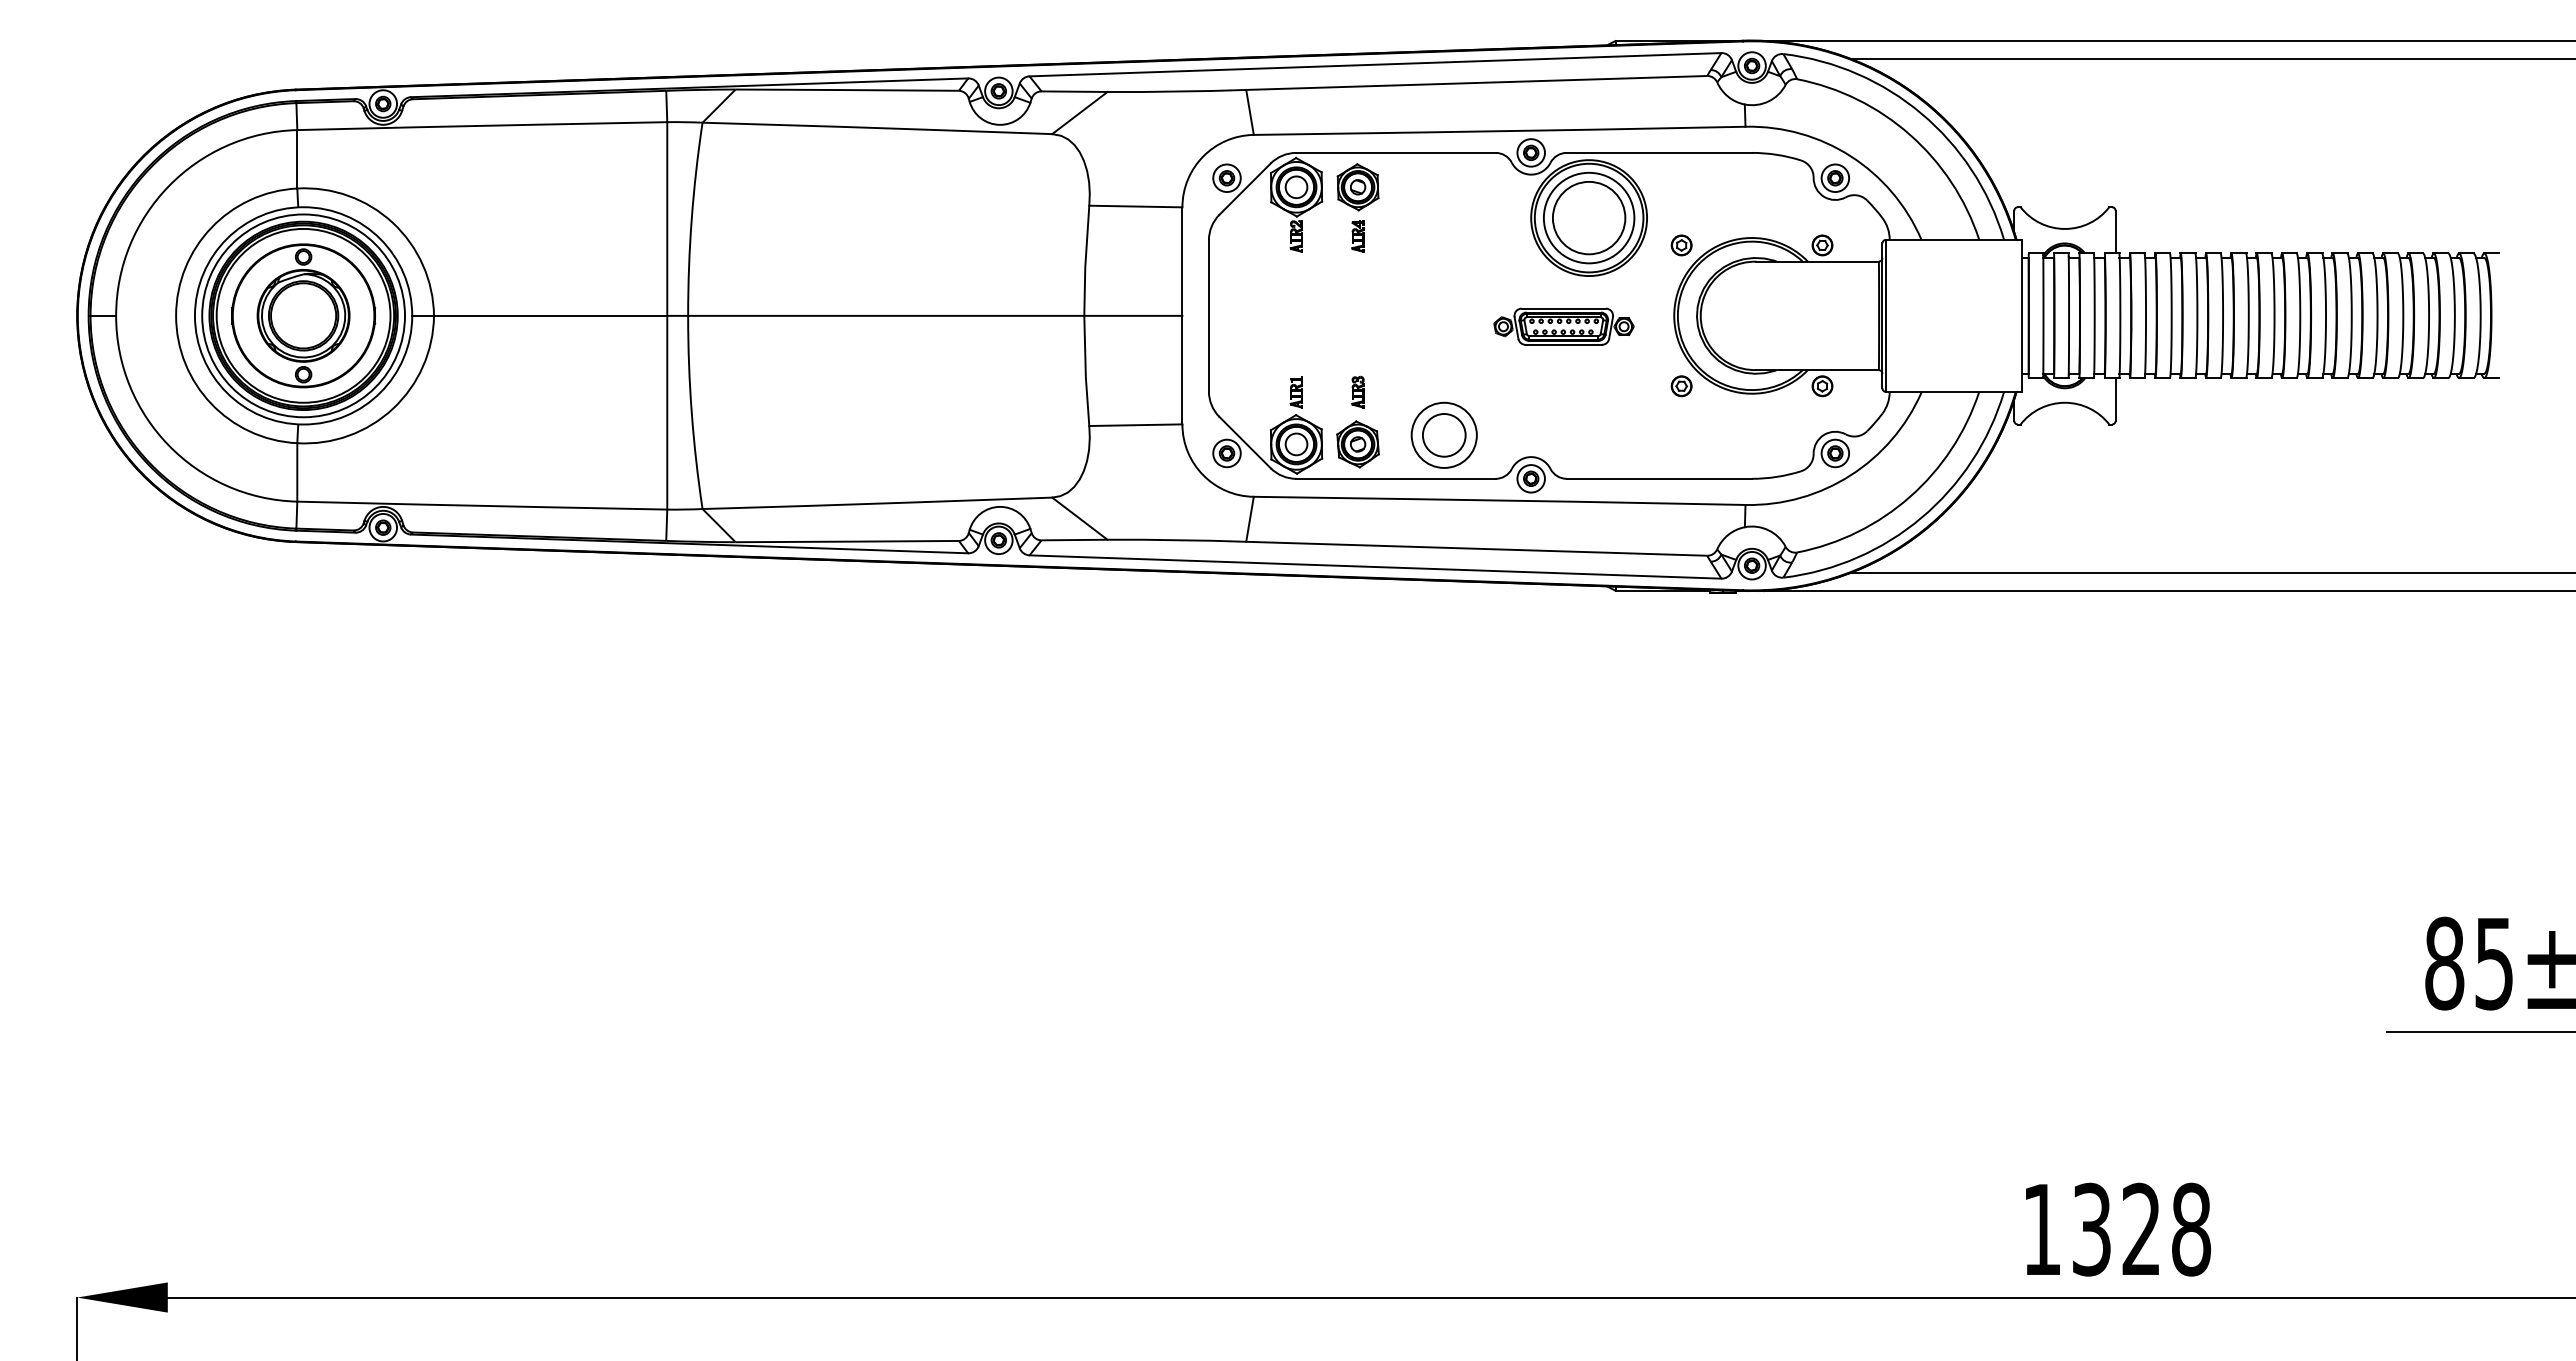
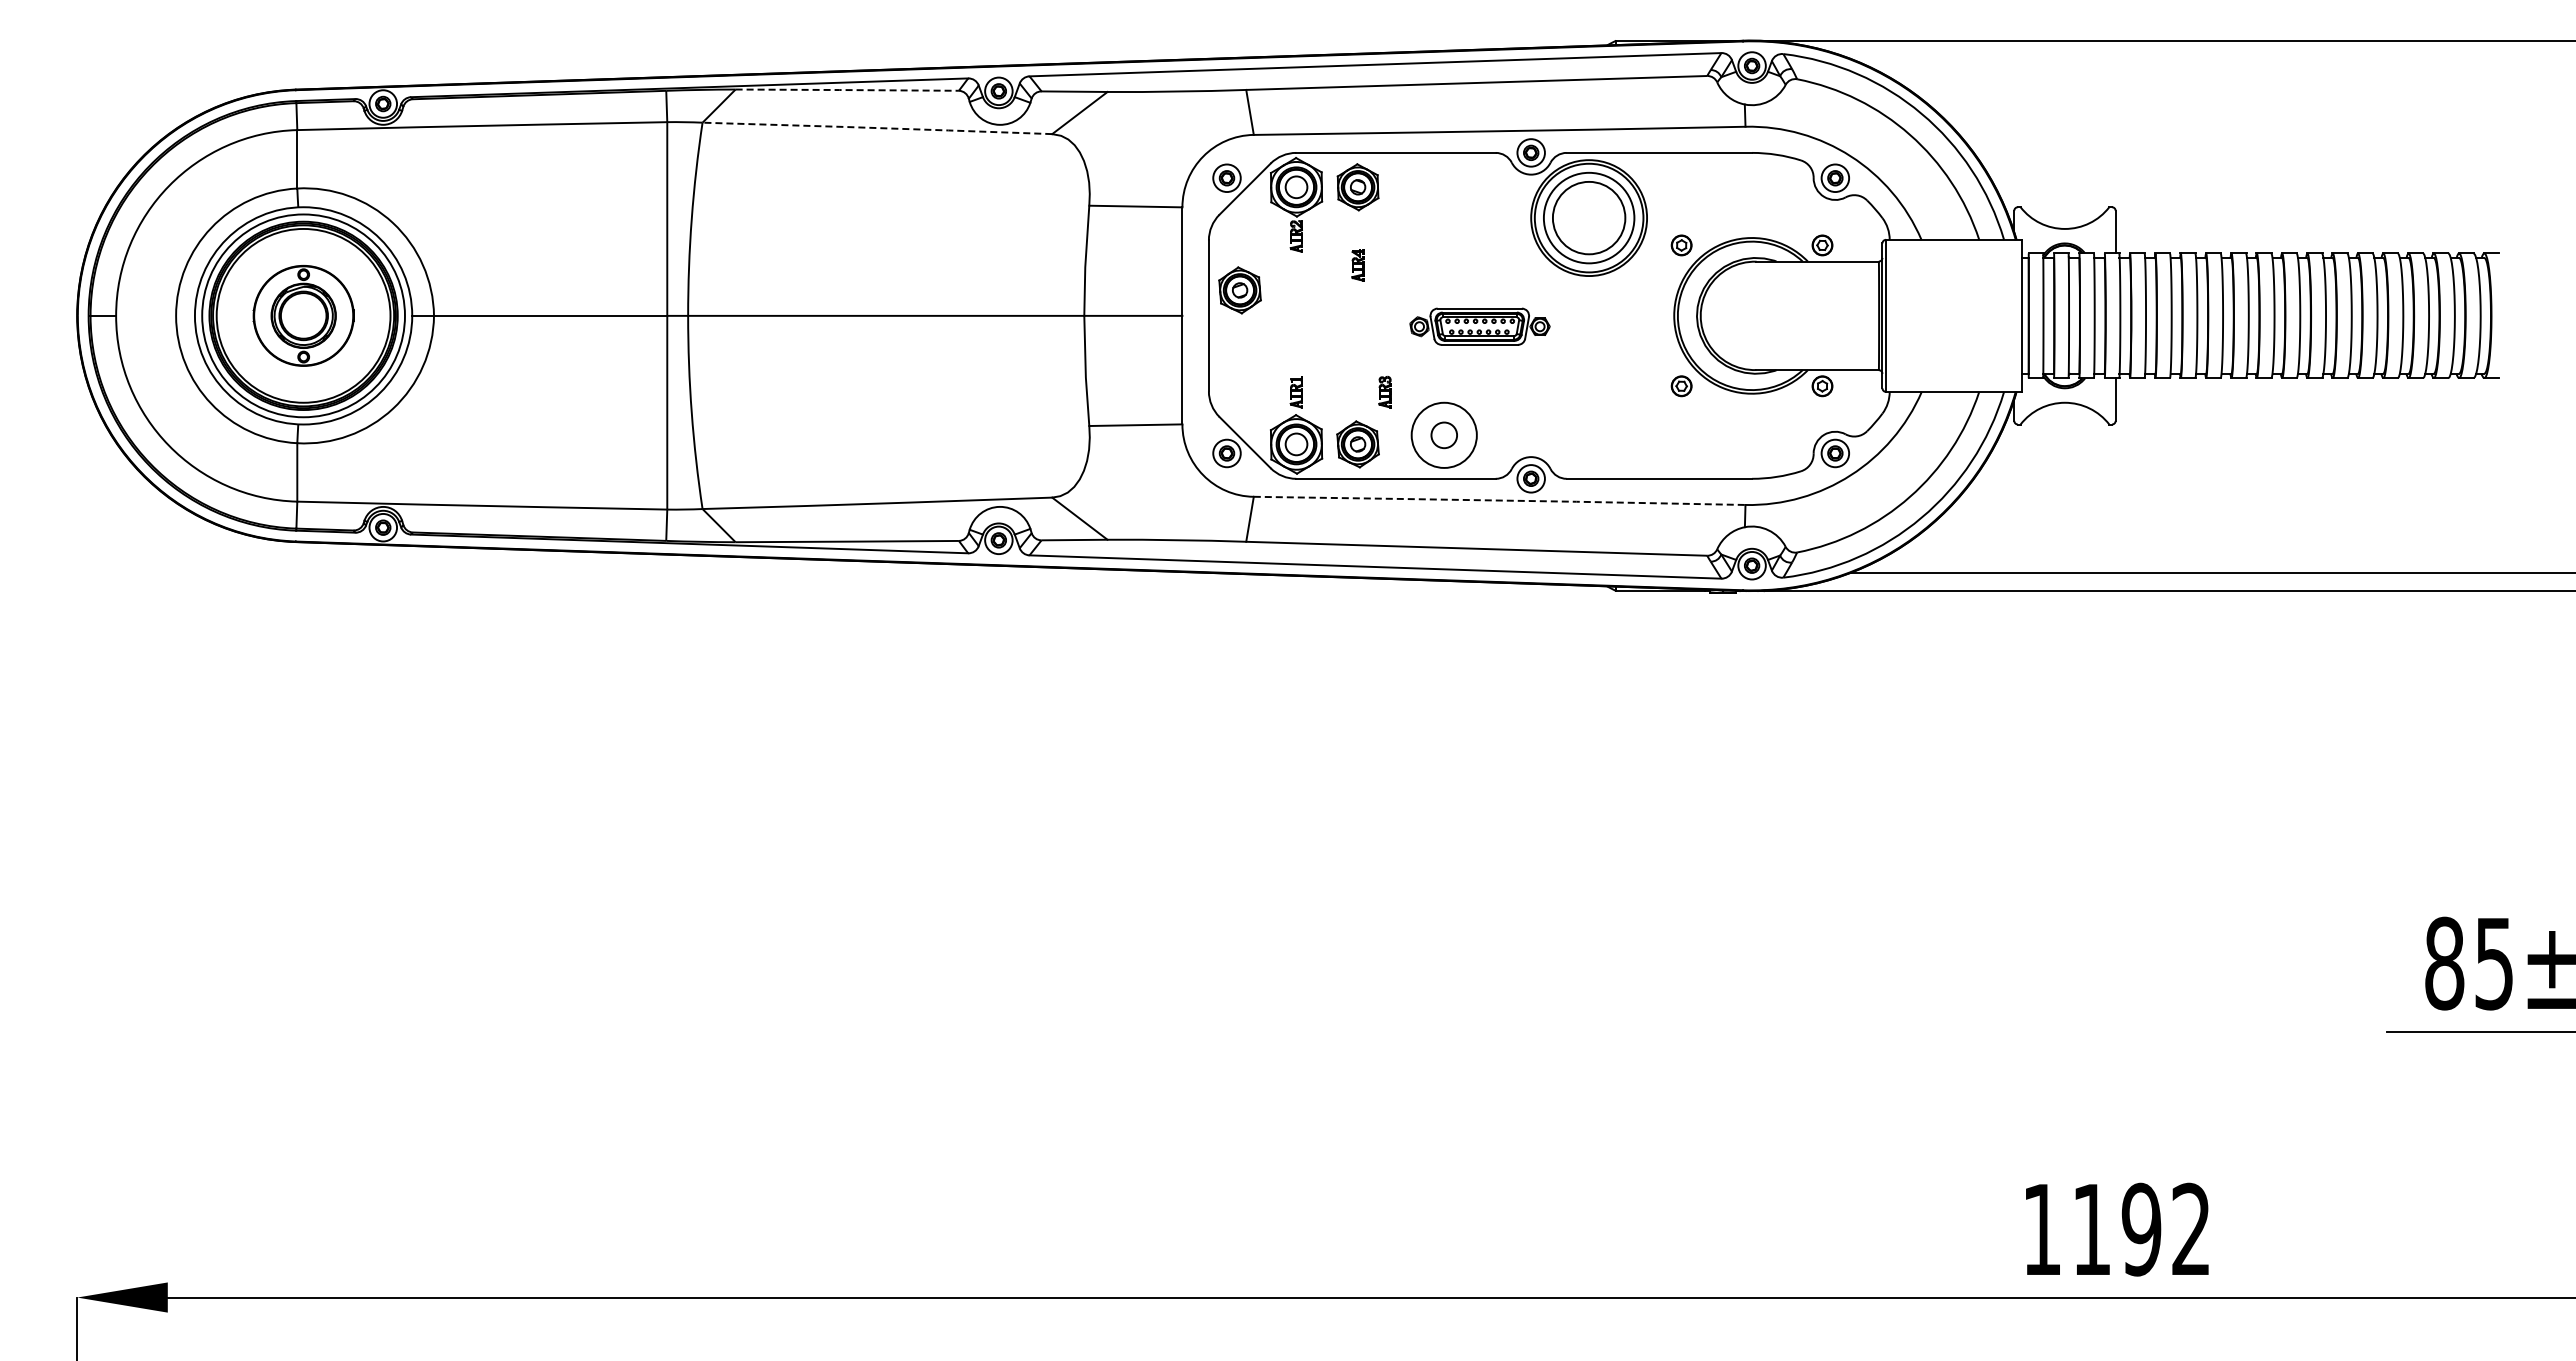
line: present -> none (2211, 58)
line: solid -> dashed (847, 90)
line: solid -> dashed (876, 128)
part position: (1357, 236) -> (1357, 265) (1357, 265)
part: none -> present (1239, 290)
part size: 146x146 px -> 103x102 px (303, 315)
part position: (1563, 326) -> (1479, 326) (1479, 326)
part position: (1357, 391) -> (1384, 391) (1384, 391)
circle diameter: 43 px -> 26 px (1444, 435)
line: solid -> dashed (1499, 500)
text: 1328 -> 1192 (2142, 1229)
